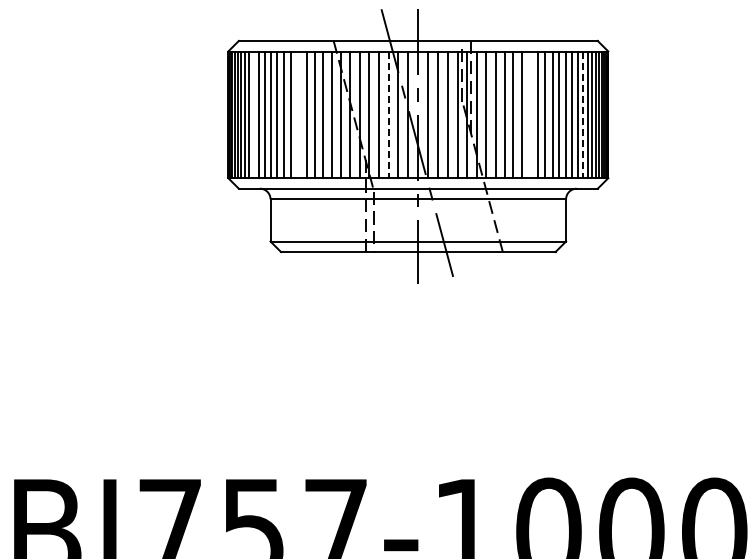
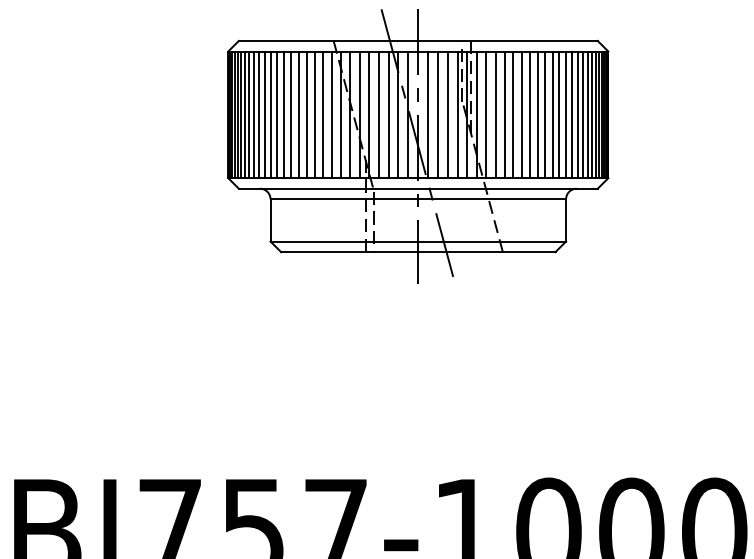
line: none -> present (253, 114)
line: none -> present (298, 114)
line: none -> present (529, 114)
line: dashed -> solid (388, 115)
line: dashed -> solid (582, 115)
